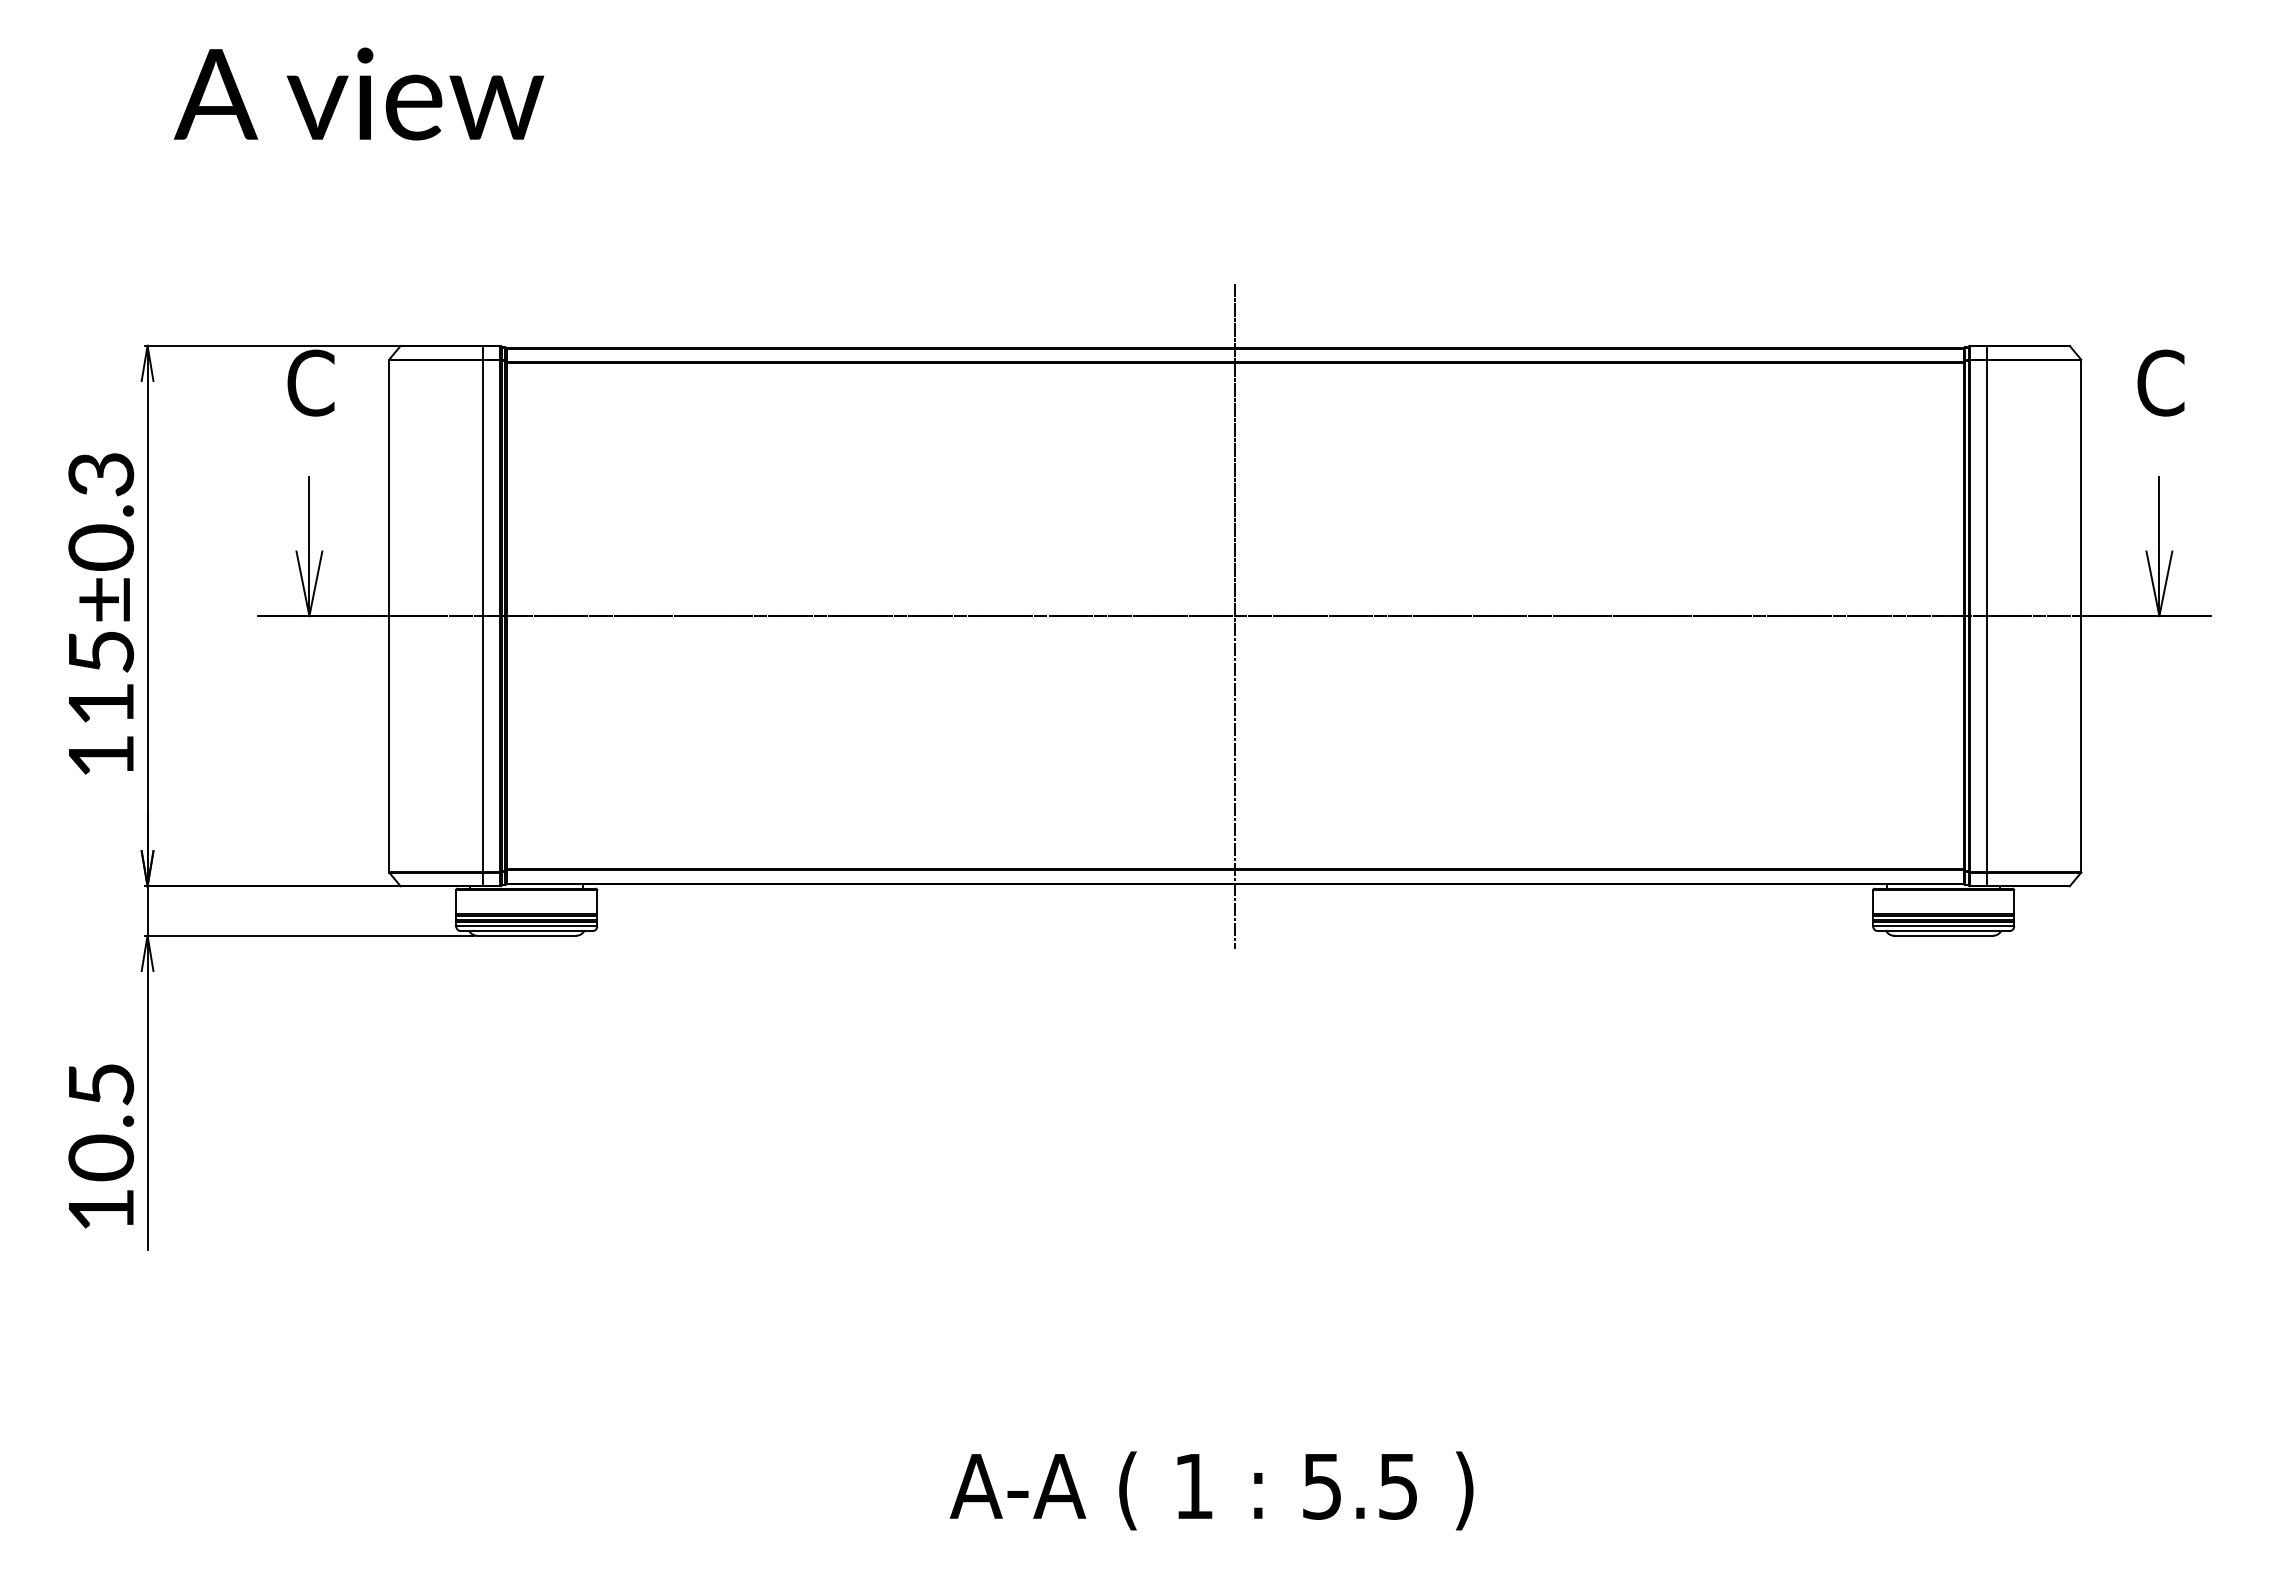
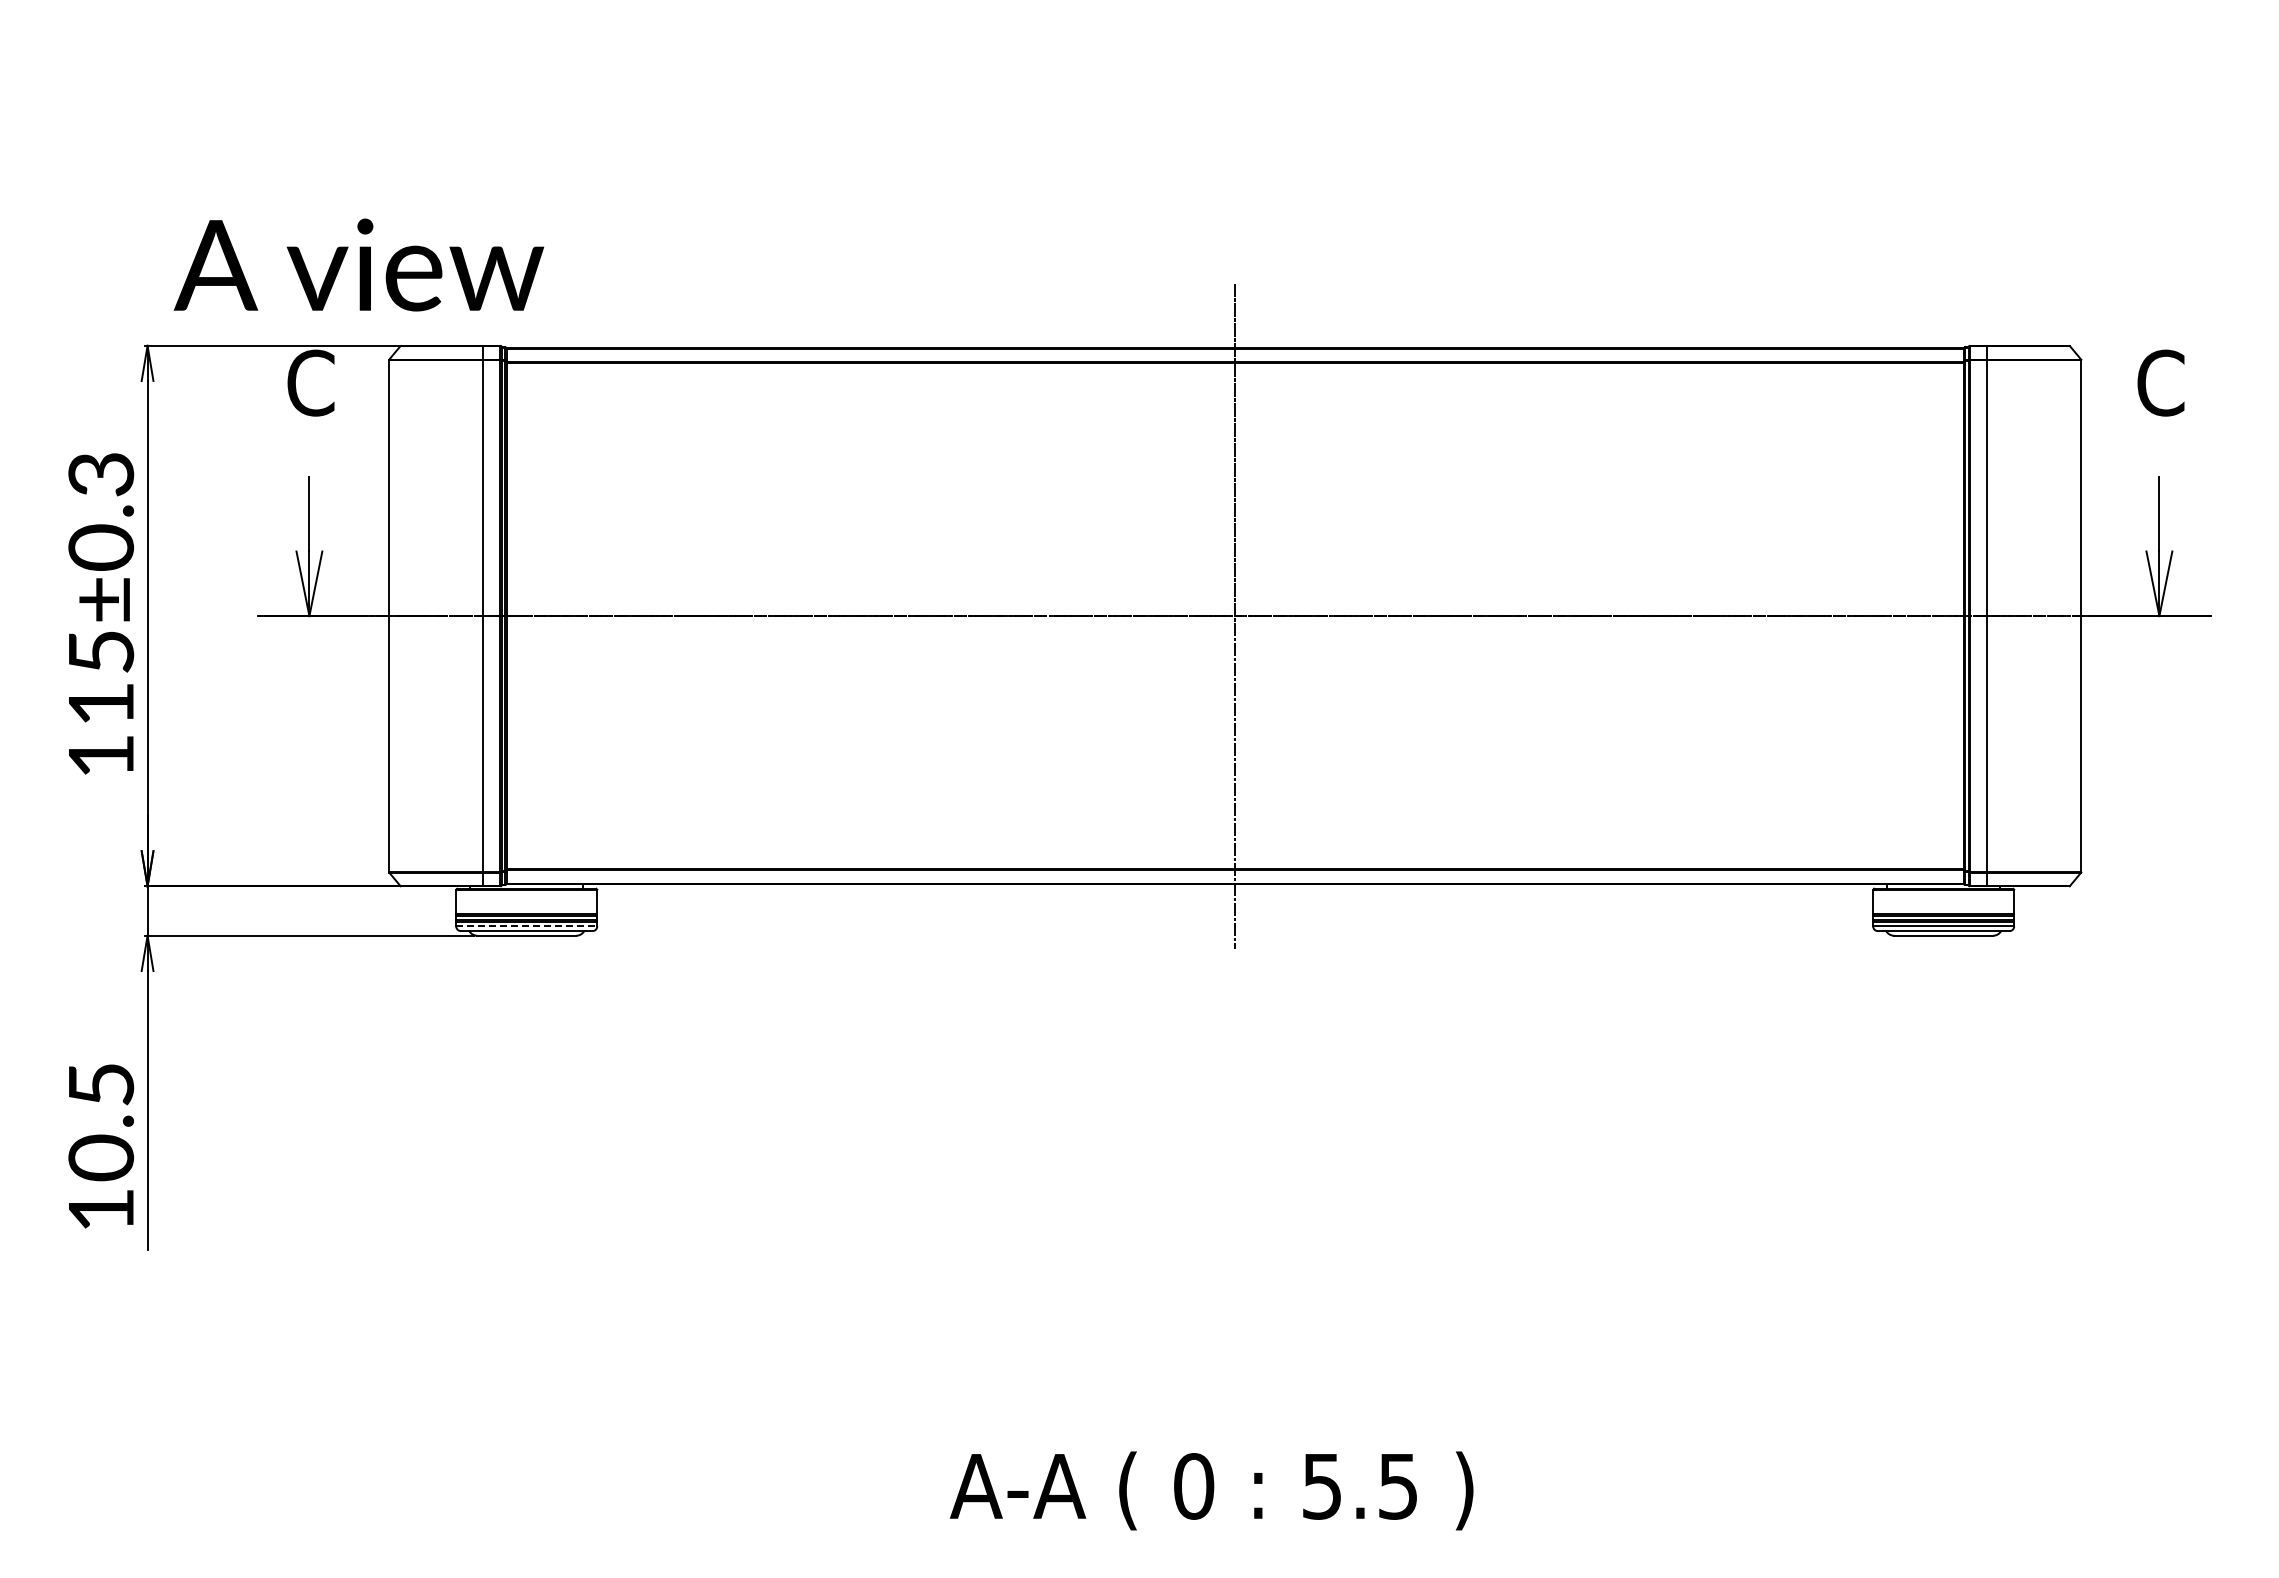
text position: (358, 93) -> (358, 264) (358, 264)
line: solid -> dashed (526, 926)
text: 1 -> 0 (1194, 1486)
